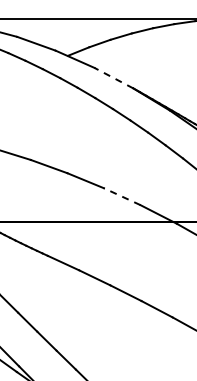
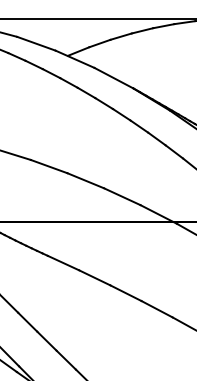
line: dashed -> solid (113, 78)
line: dashed -> solid (121, 196)
